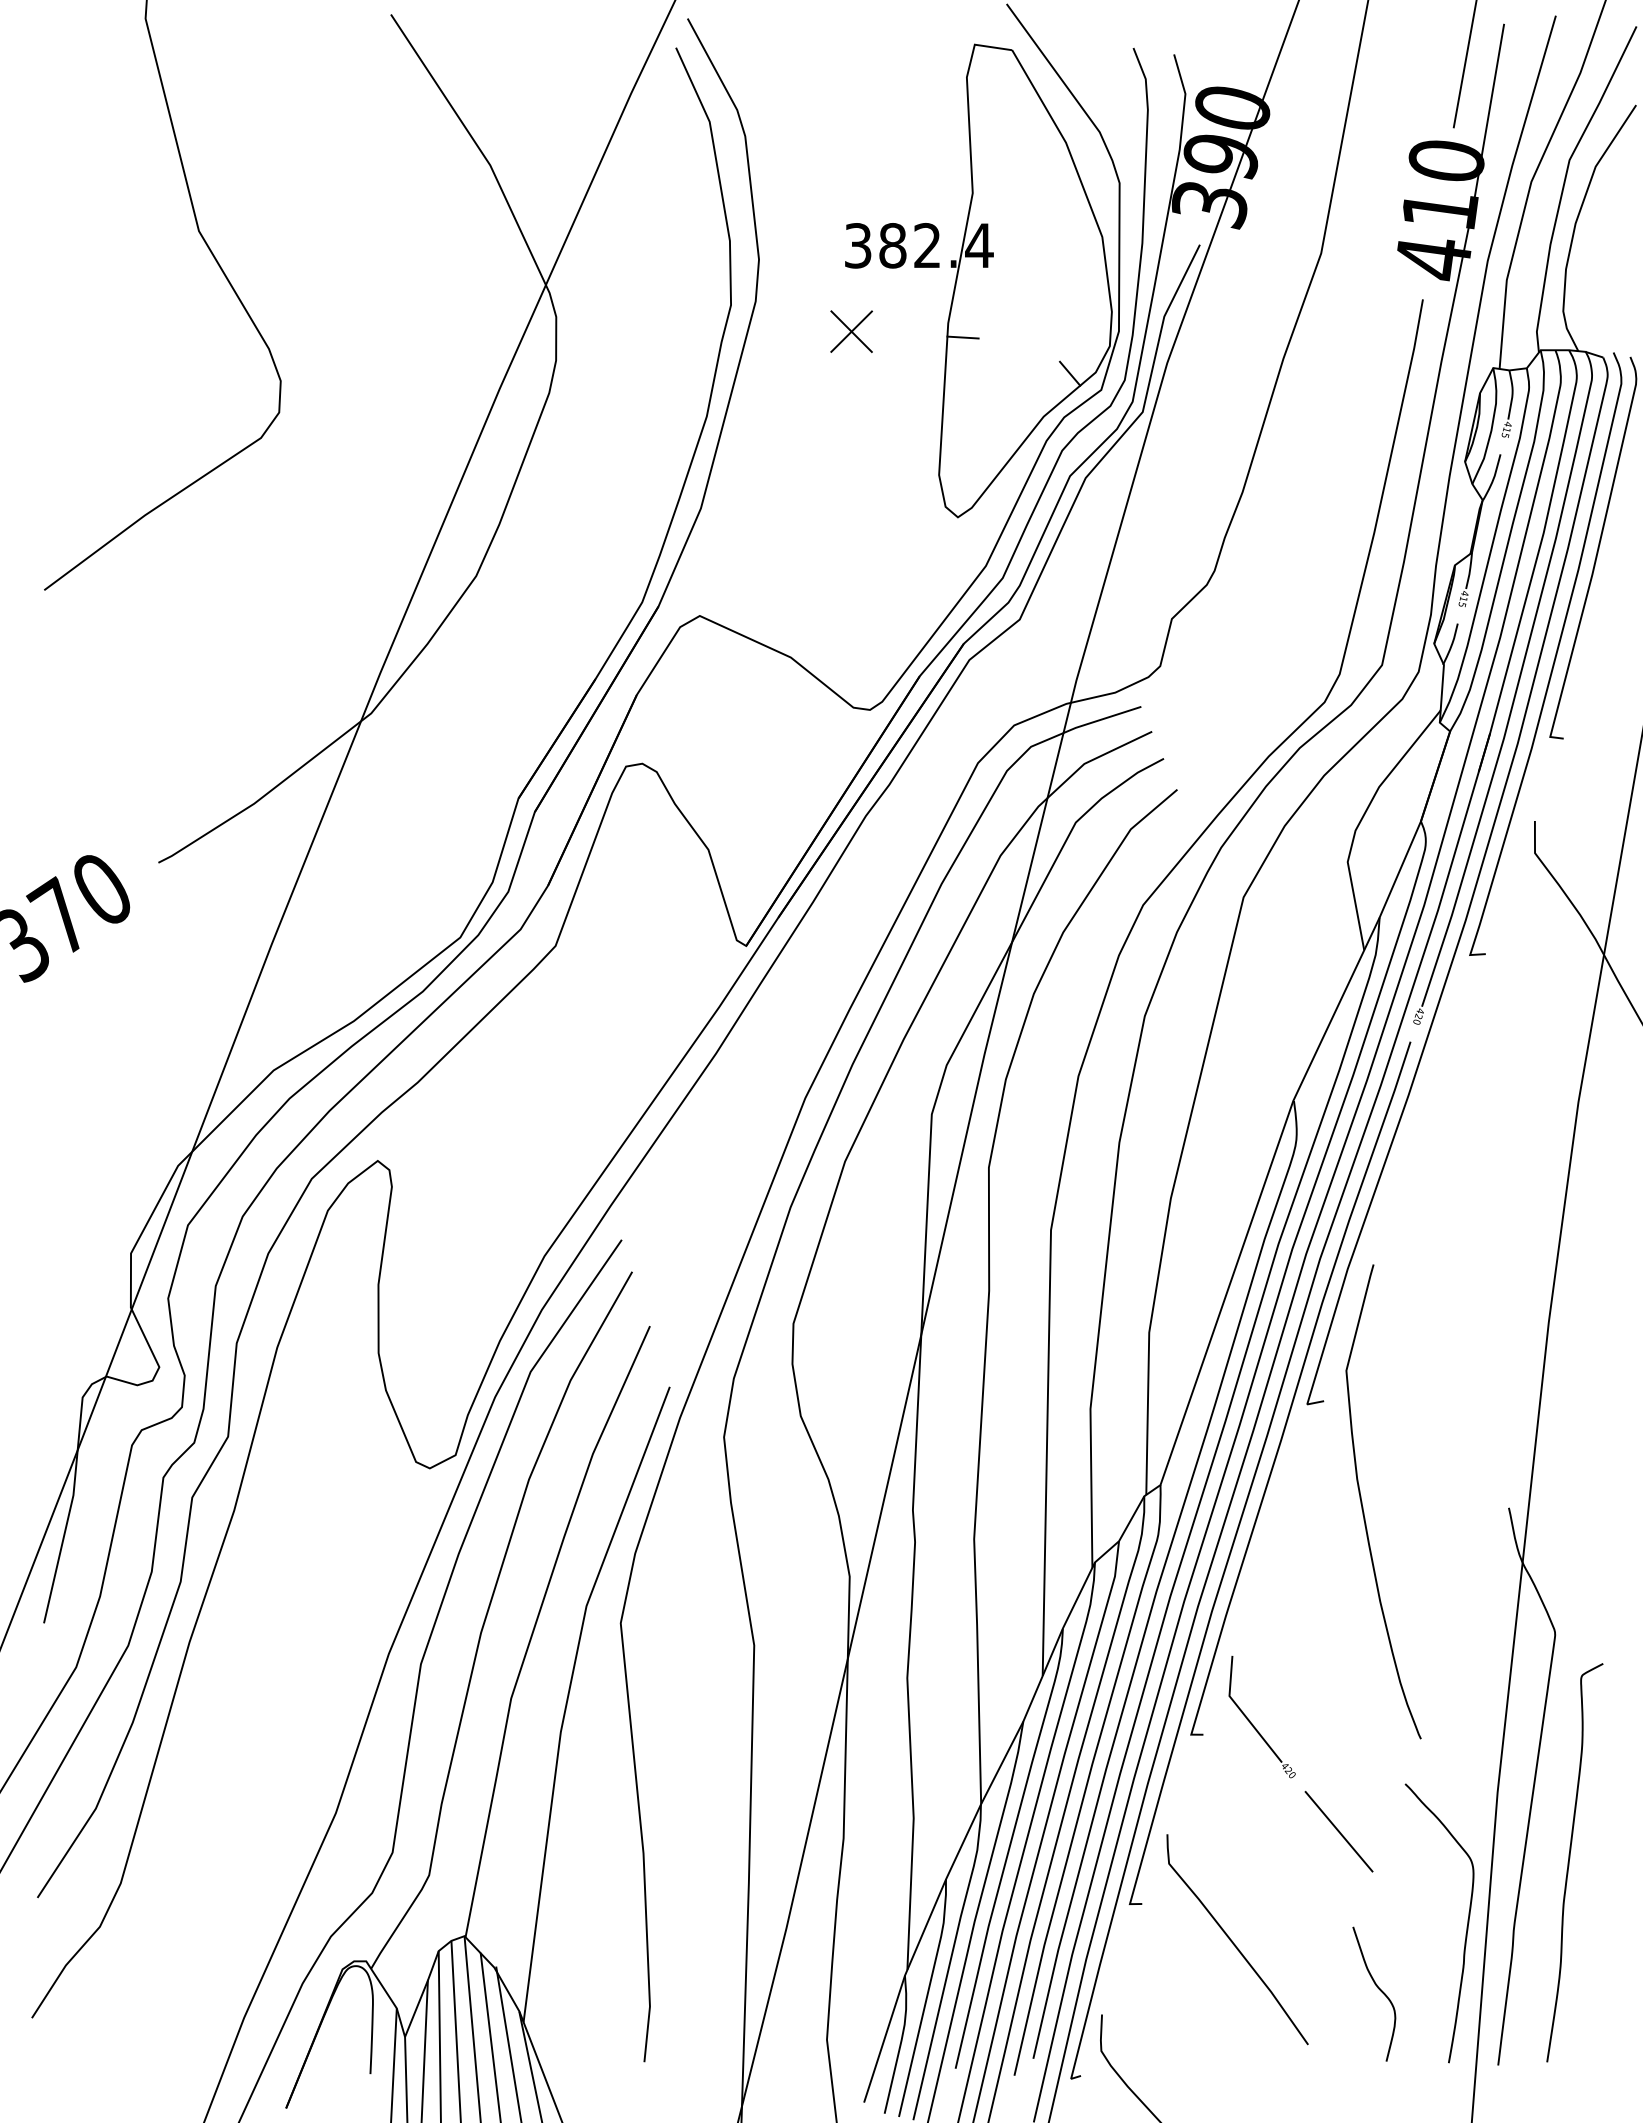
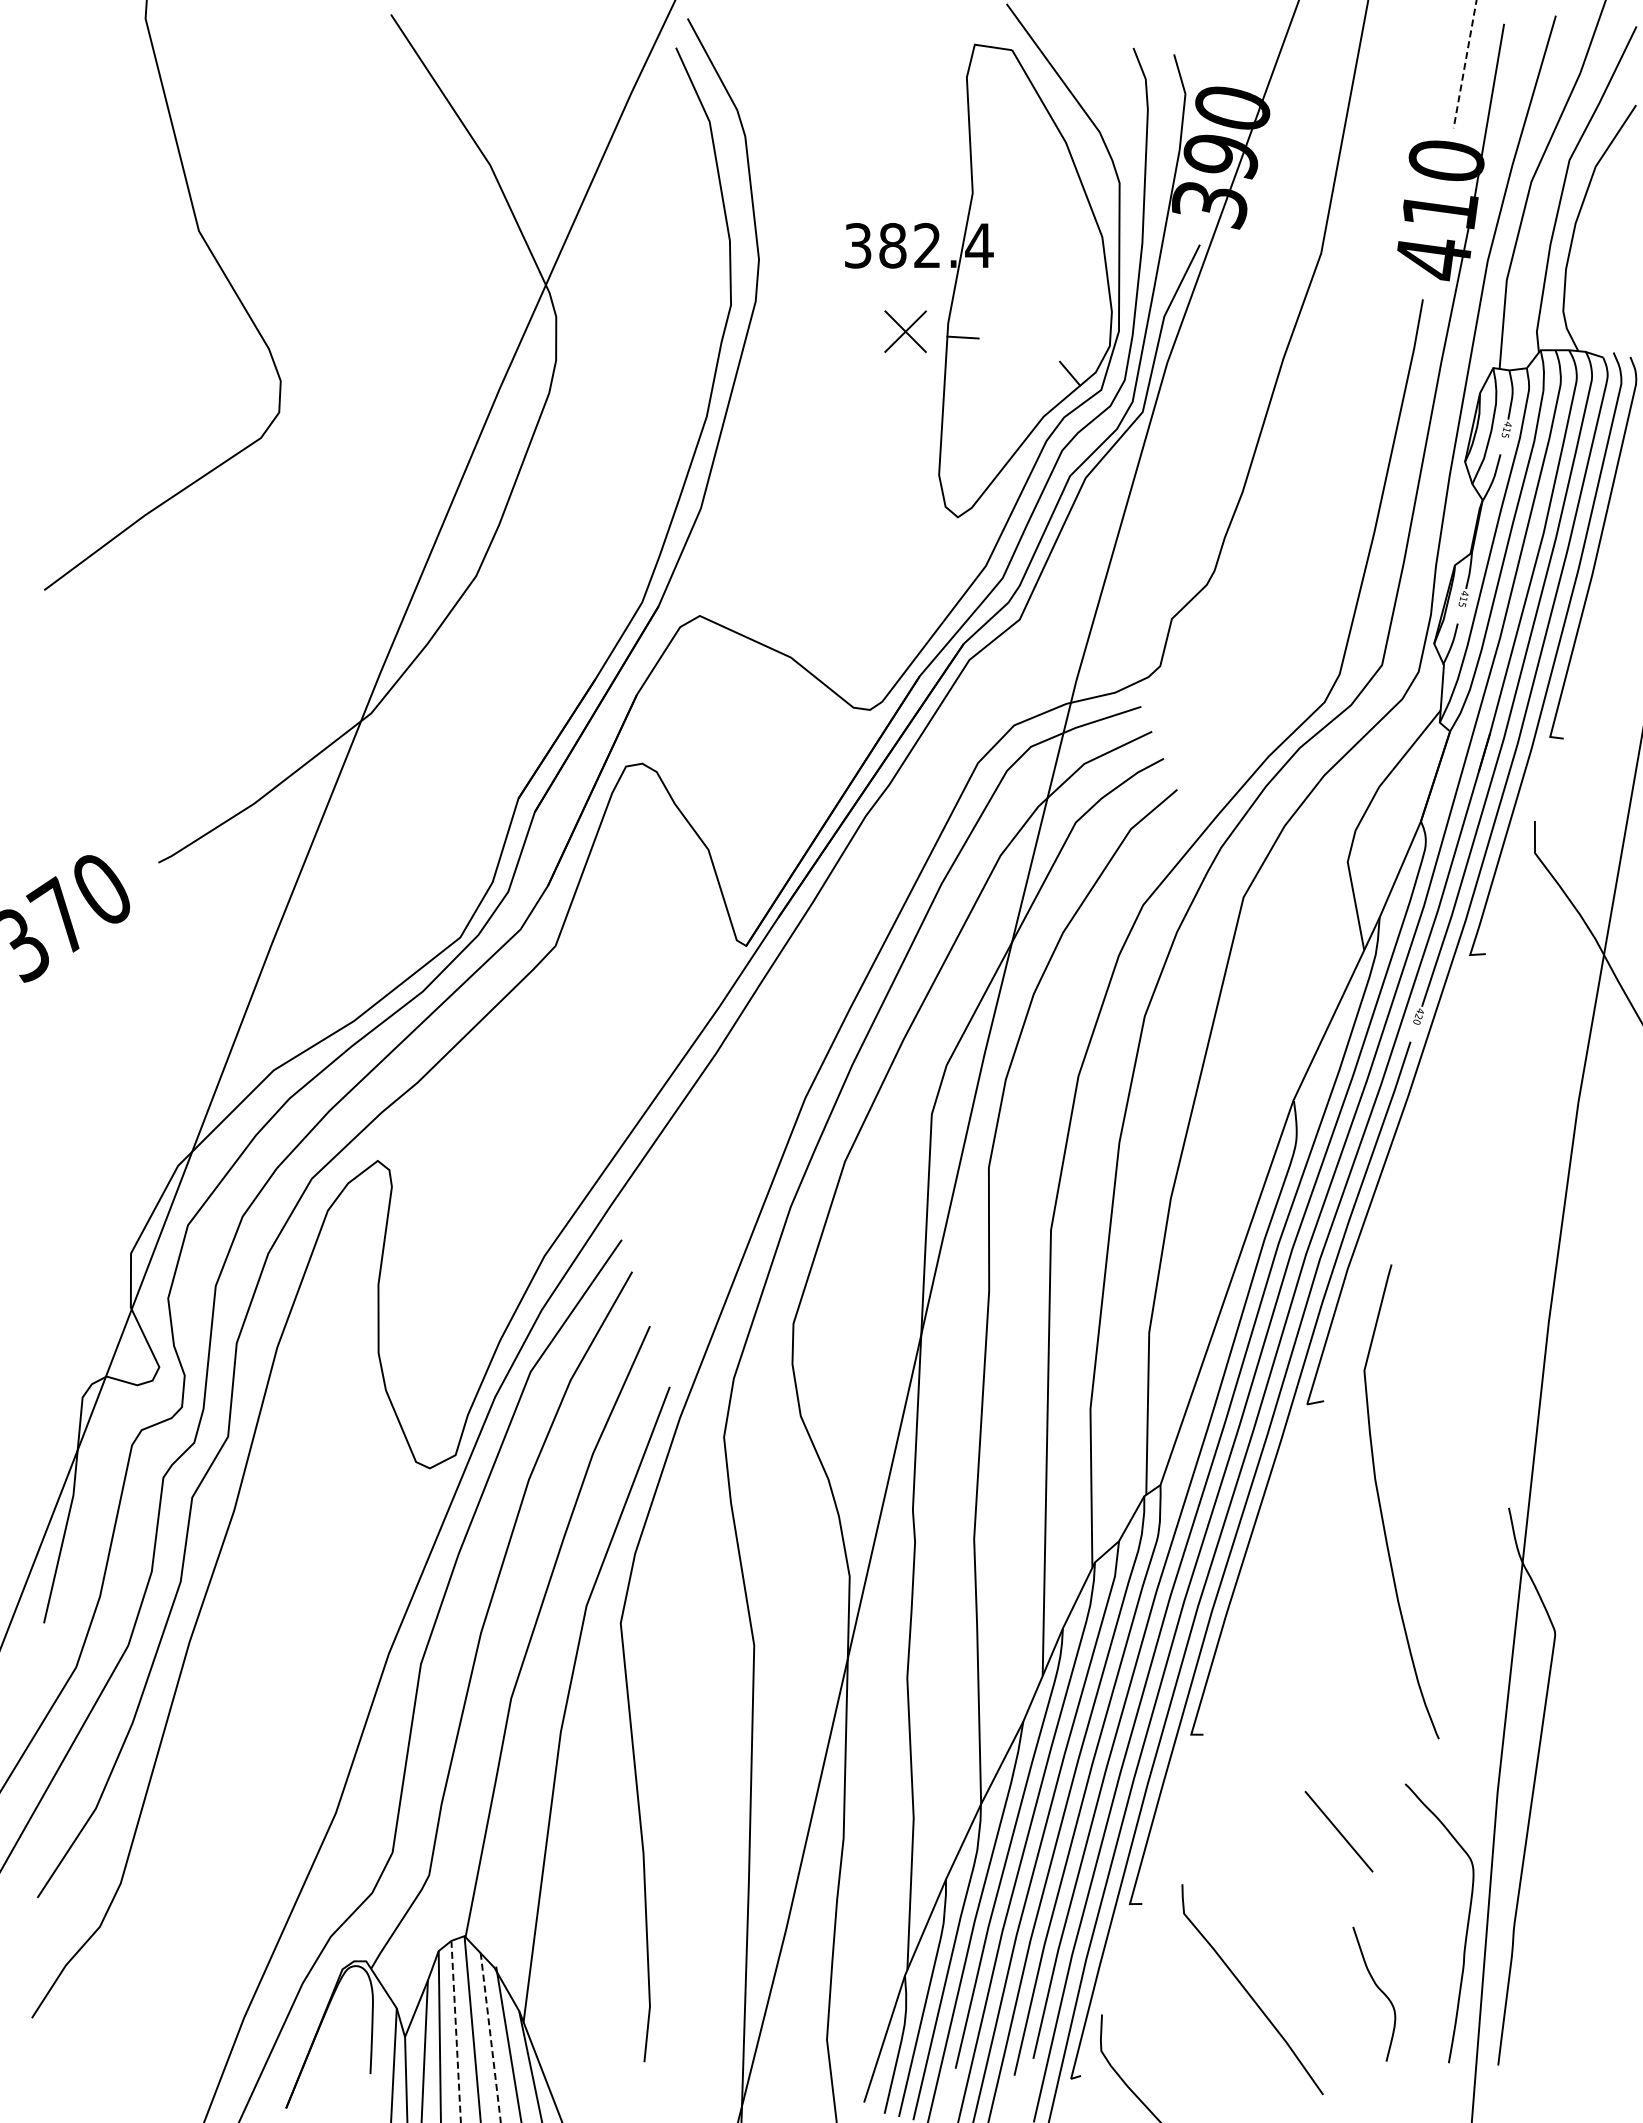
line: solid -> dashed (1465, 64)
part position: (851, 331) -> (905, 331) (905, 331)
curve position: (1363, 1506) -> (1381, 1506) (1381, 1506)
part: present -> none (1253, 1724)
curve: present -> none (1569, 1862)
curve position: (1233, 1941) -> (1248, 1991) (1248, 1991)
line: solid -> dashed (456, 2031)
line: solid -> dashed (490, 2038)
